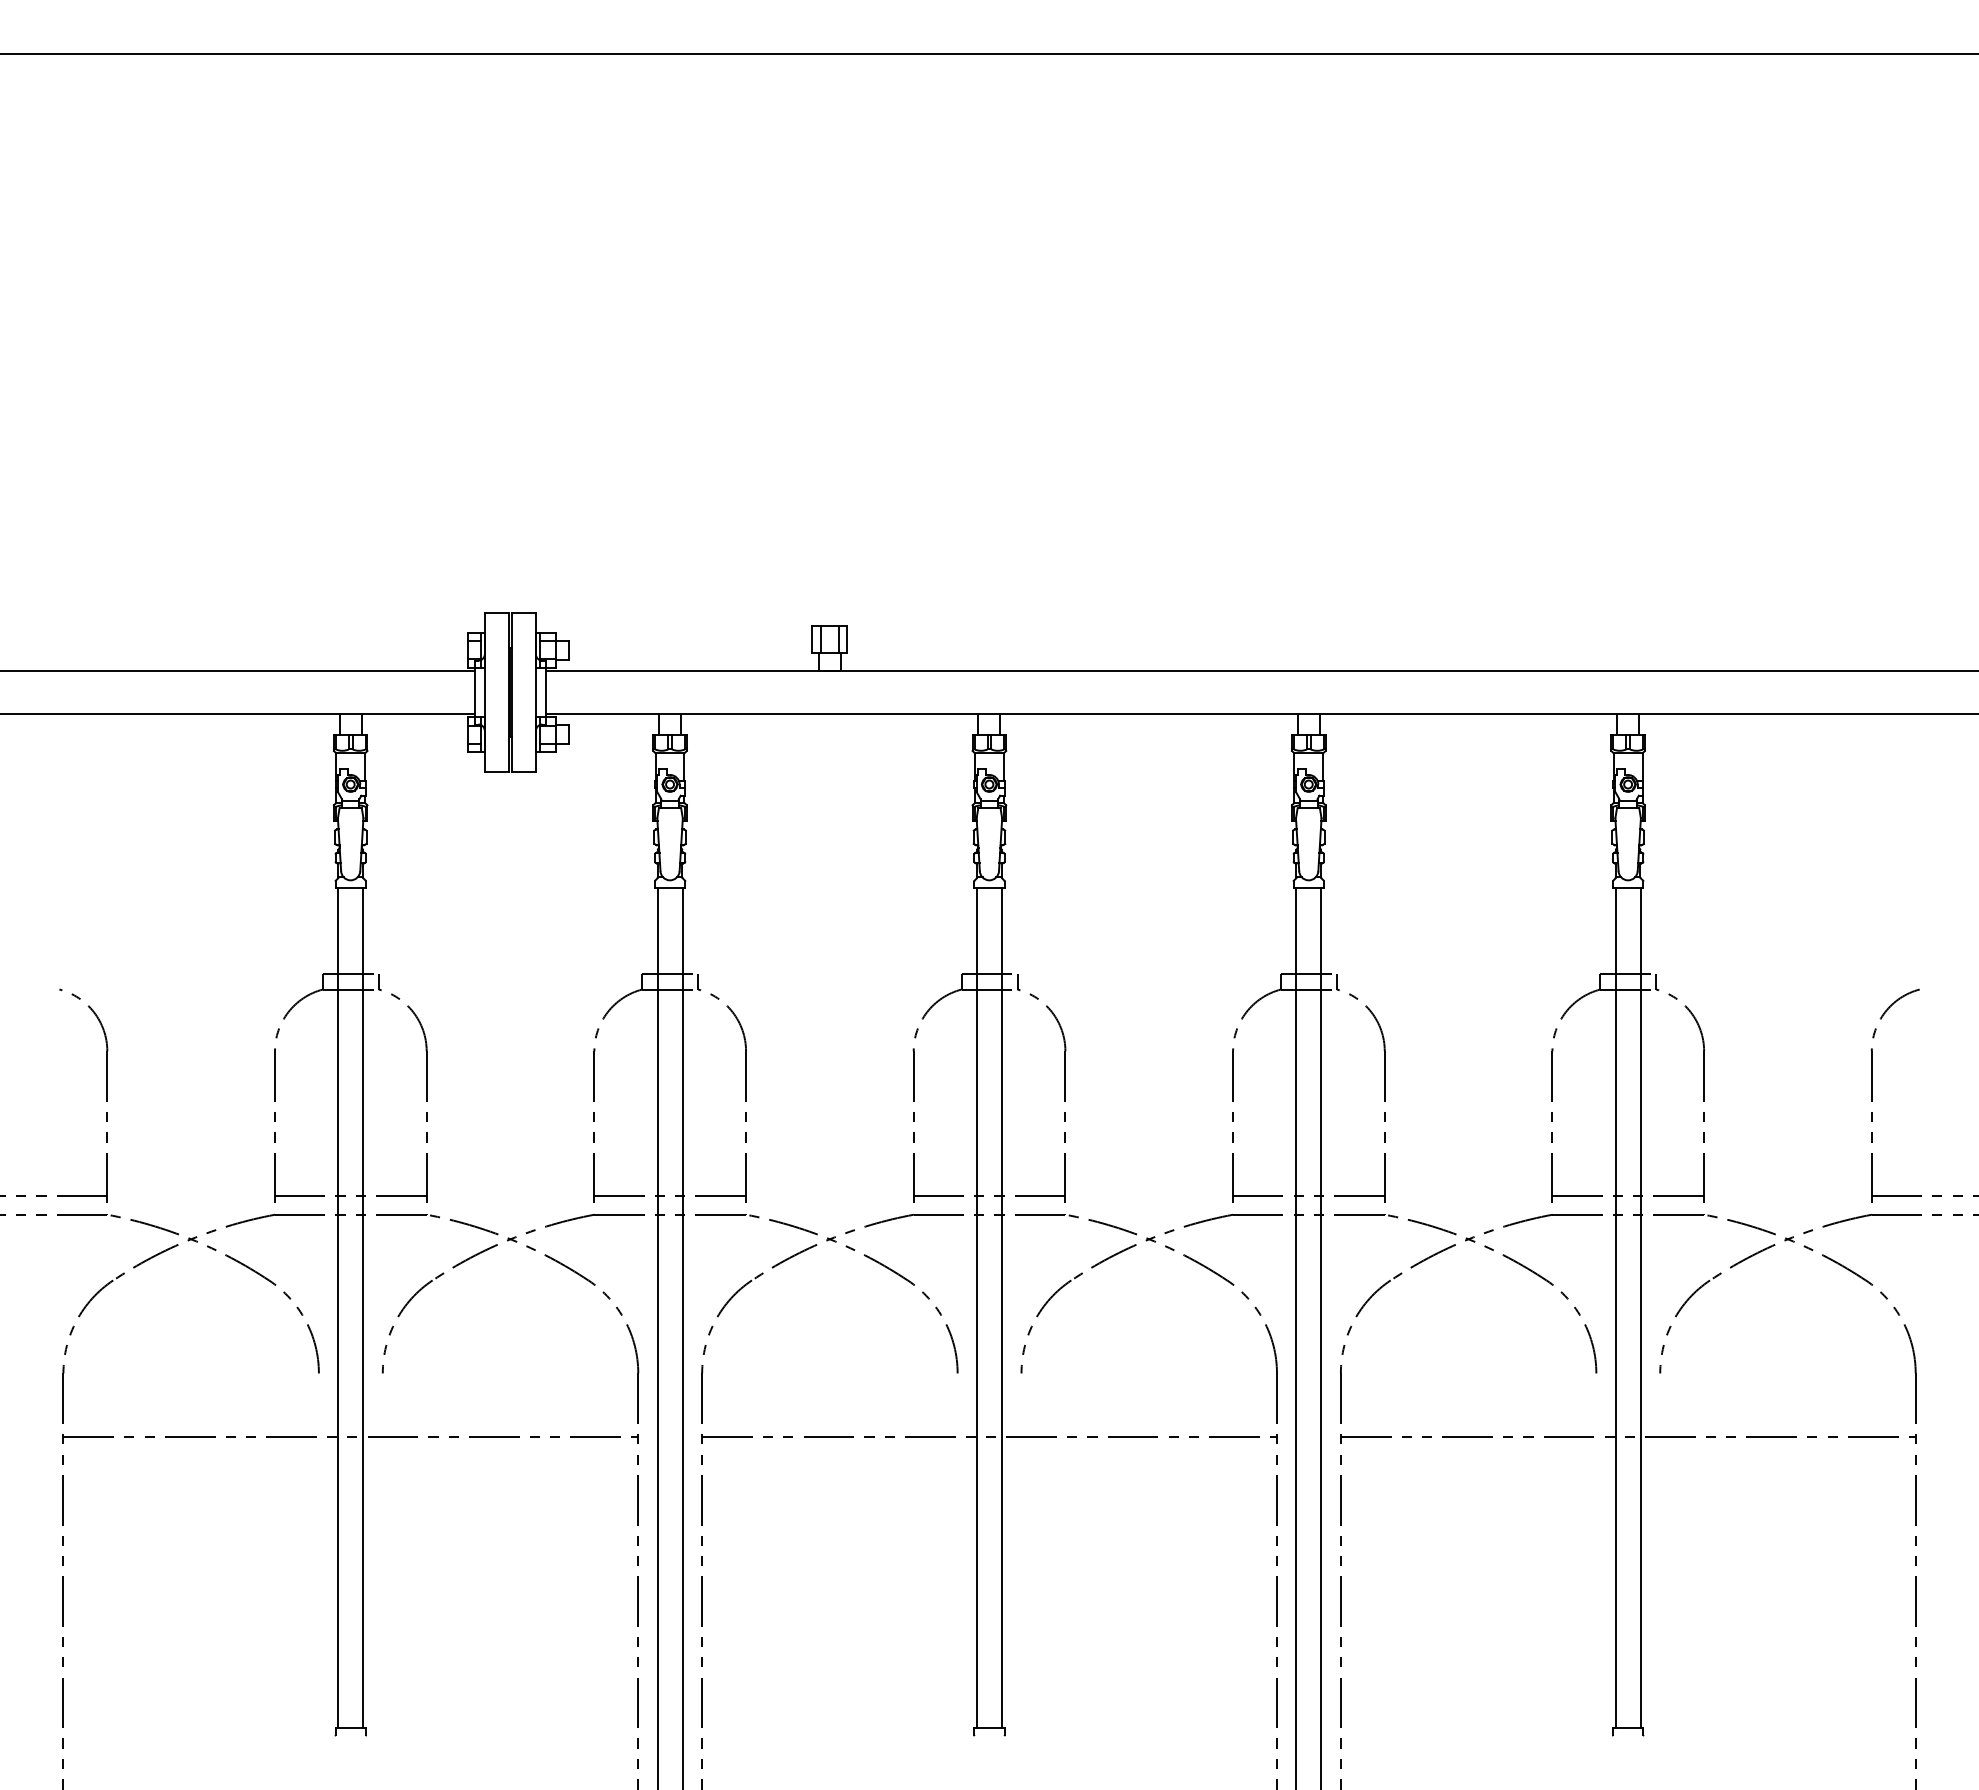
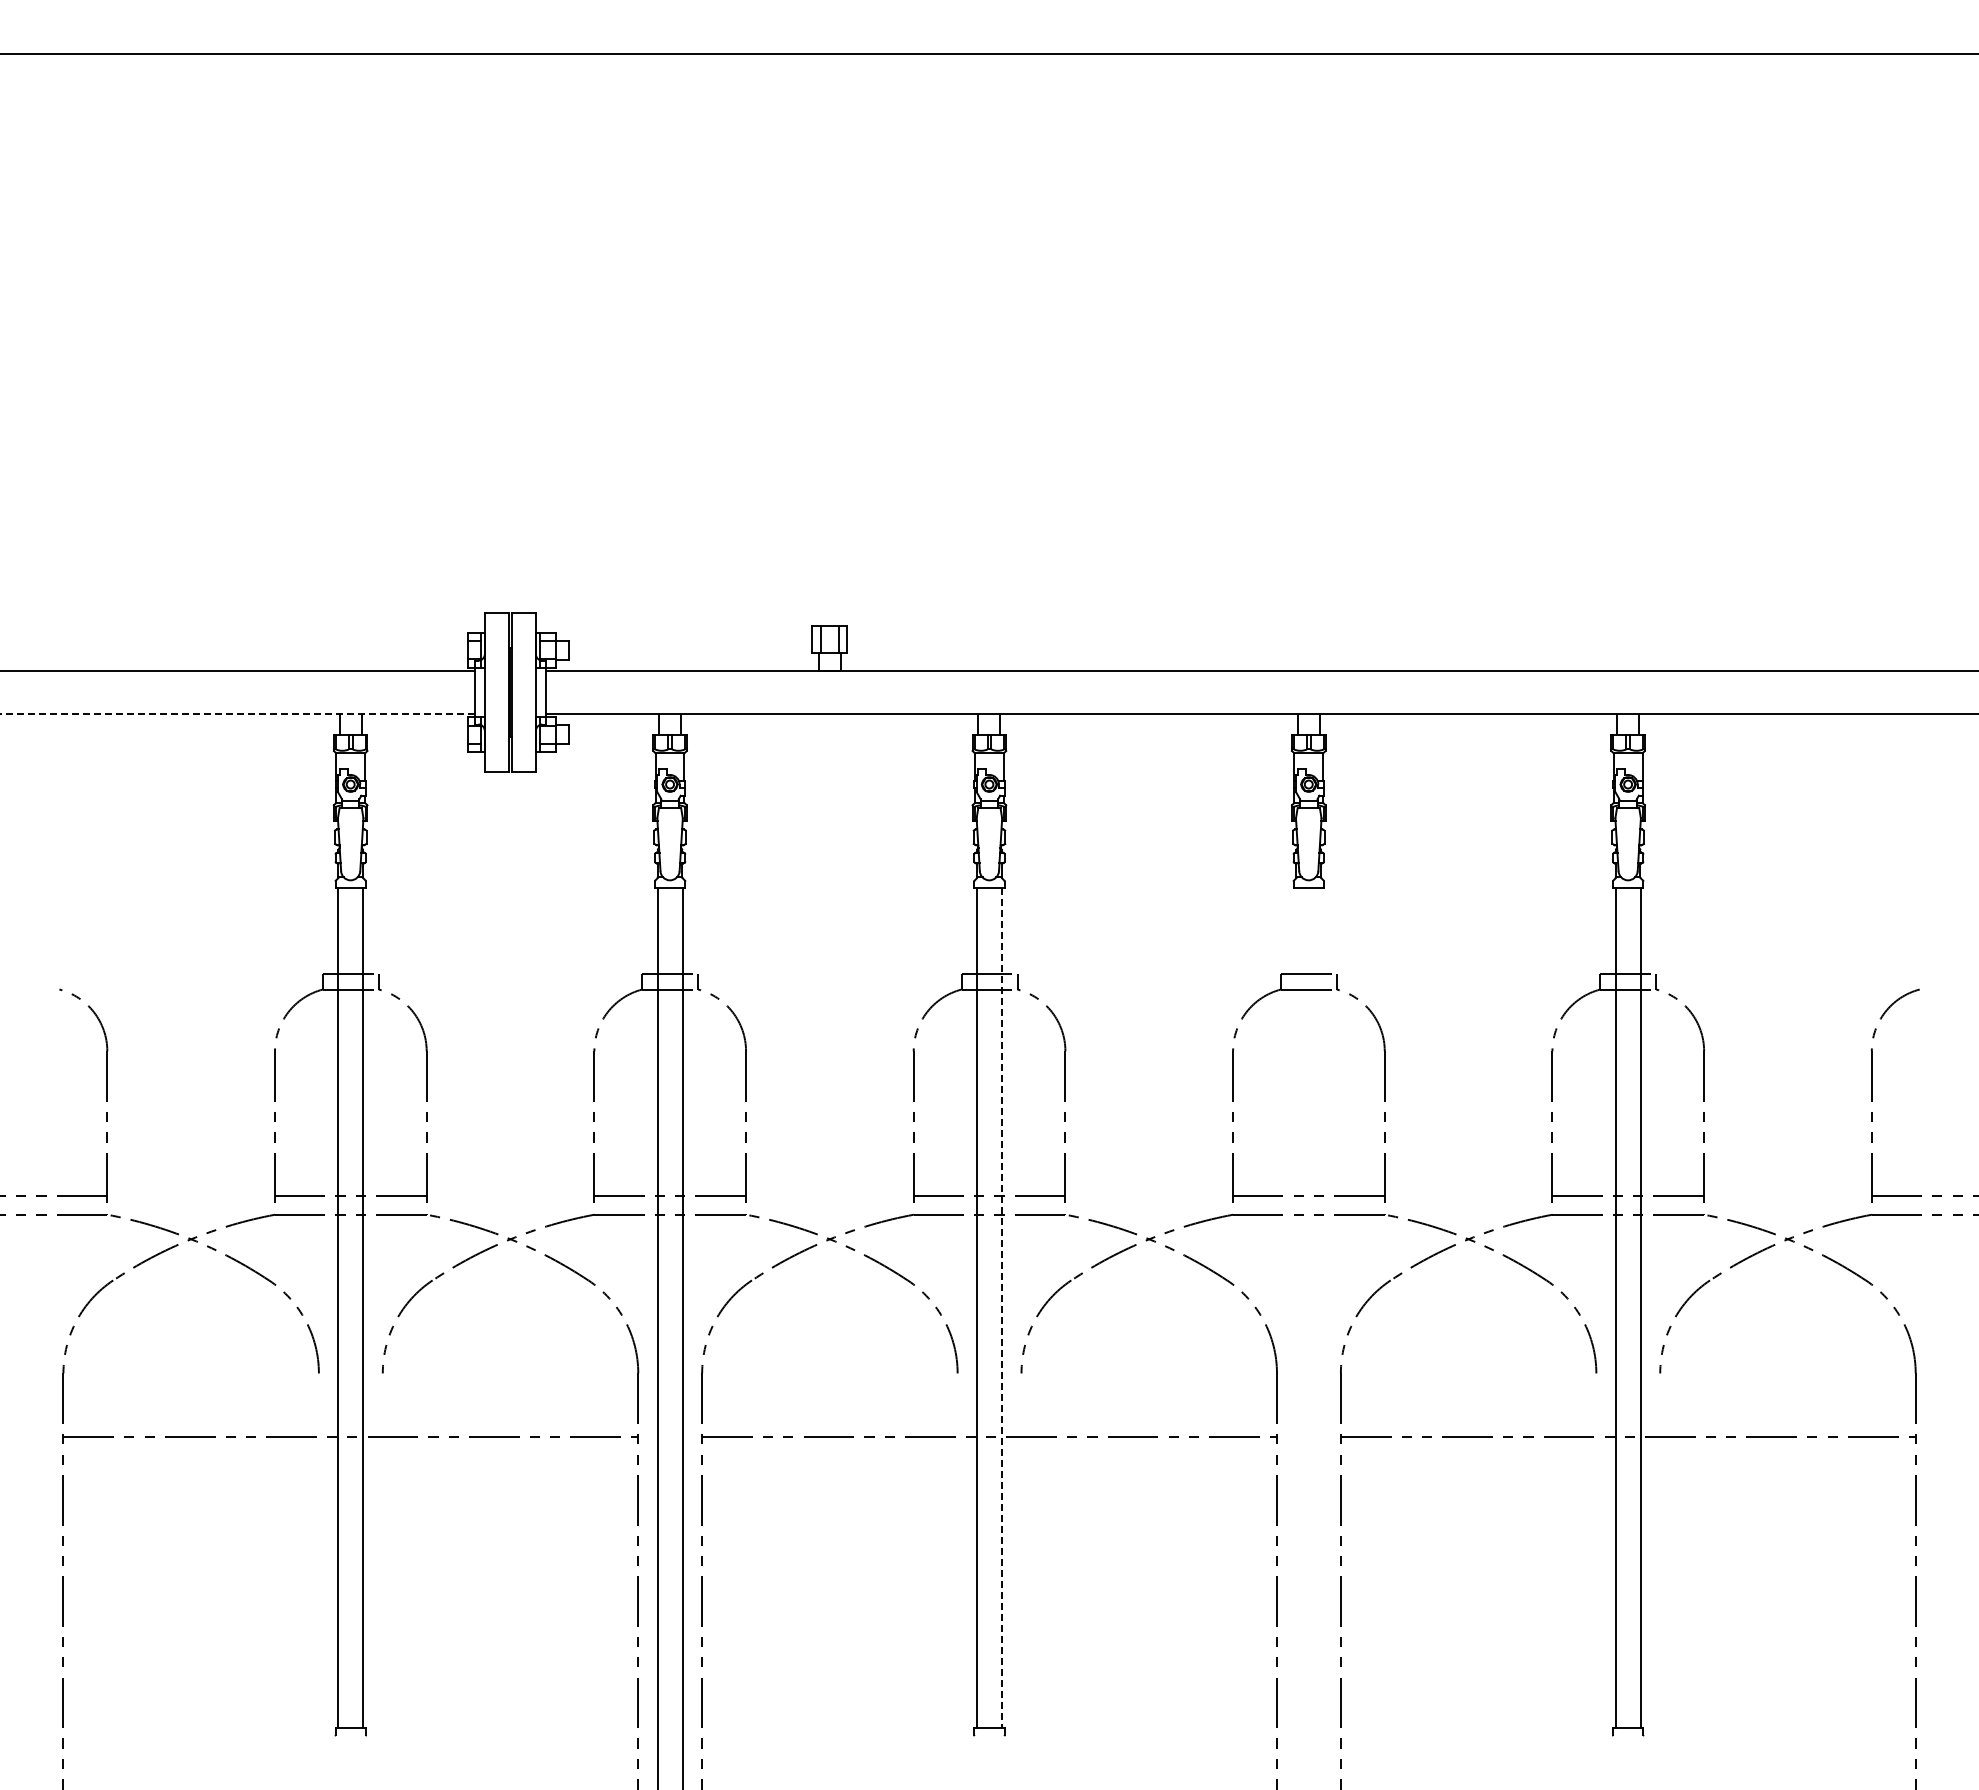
line: solid -> dashed (237, 714)
line: solid -> dashed (1001, 1308)
line: present -> none (1296, 1337)
line: present -> none (1321, 1337)
